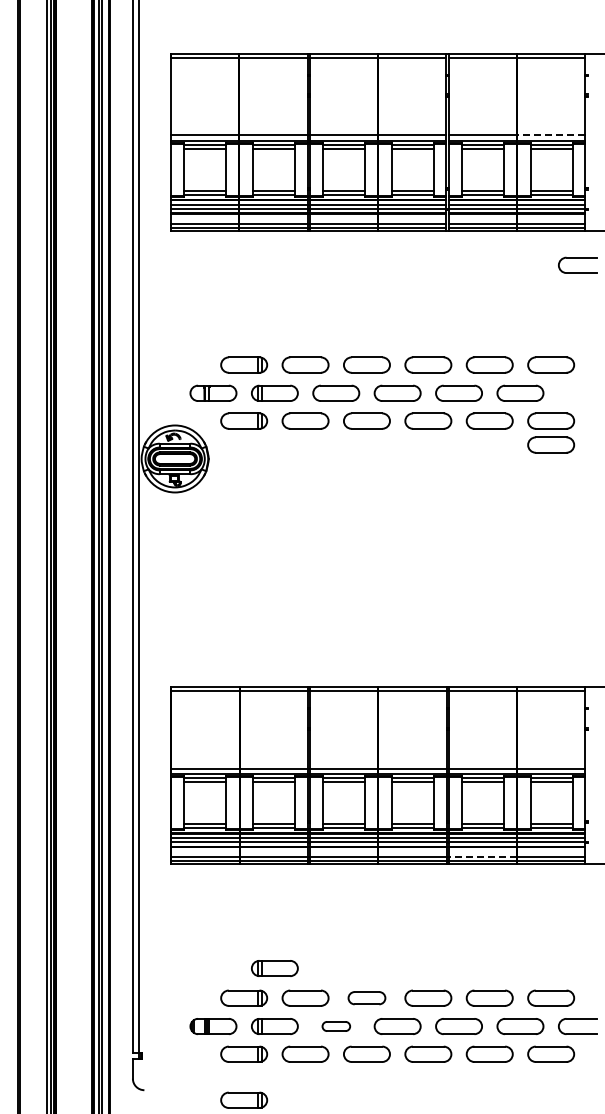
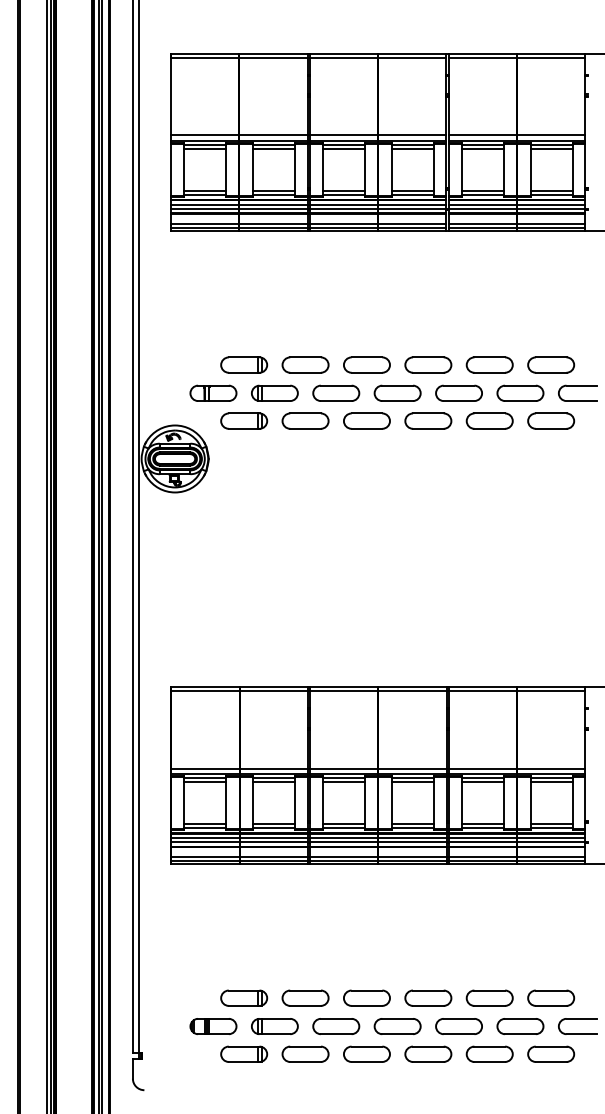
line: dashed -> solid (550, 135)
part position: (577, 264) -> (577, 392) (577, 392)
part: present -> none (551, 444)
line: dashed -> solid (482, 856)
part: present -> none (274, 968)
part size: 40x15 px -> 48x18 px (366, 997)
part size: 31x11 px -> 49x17 px (336, 1026)
part: present -> none (244, 1099)
